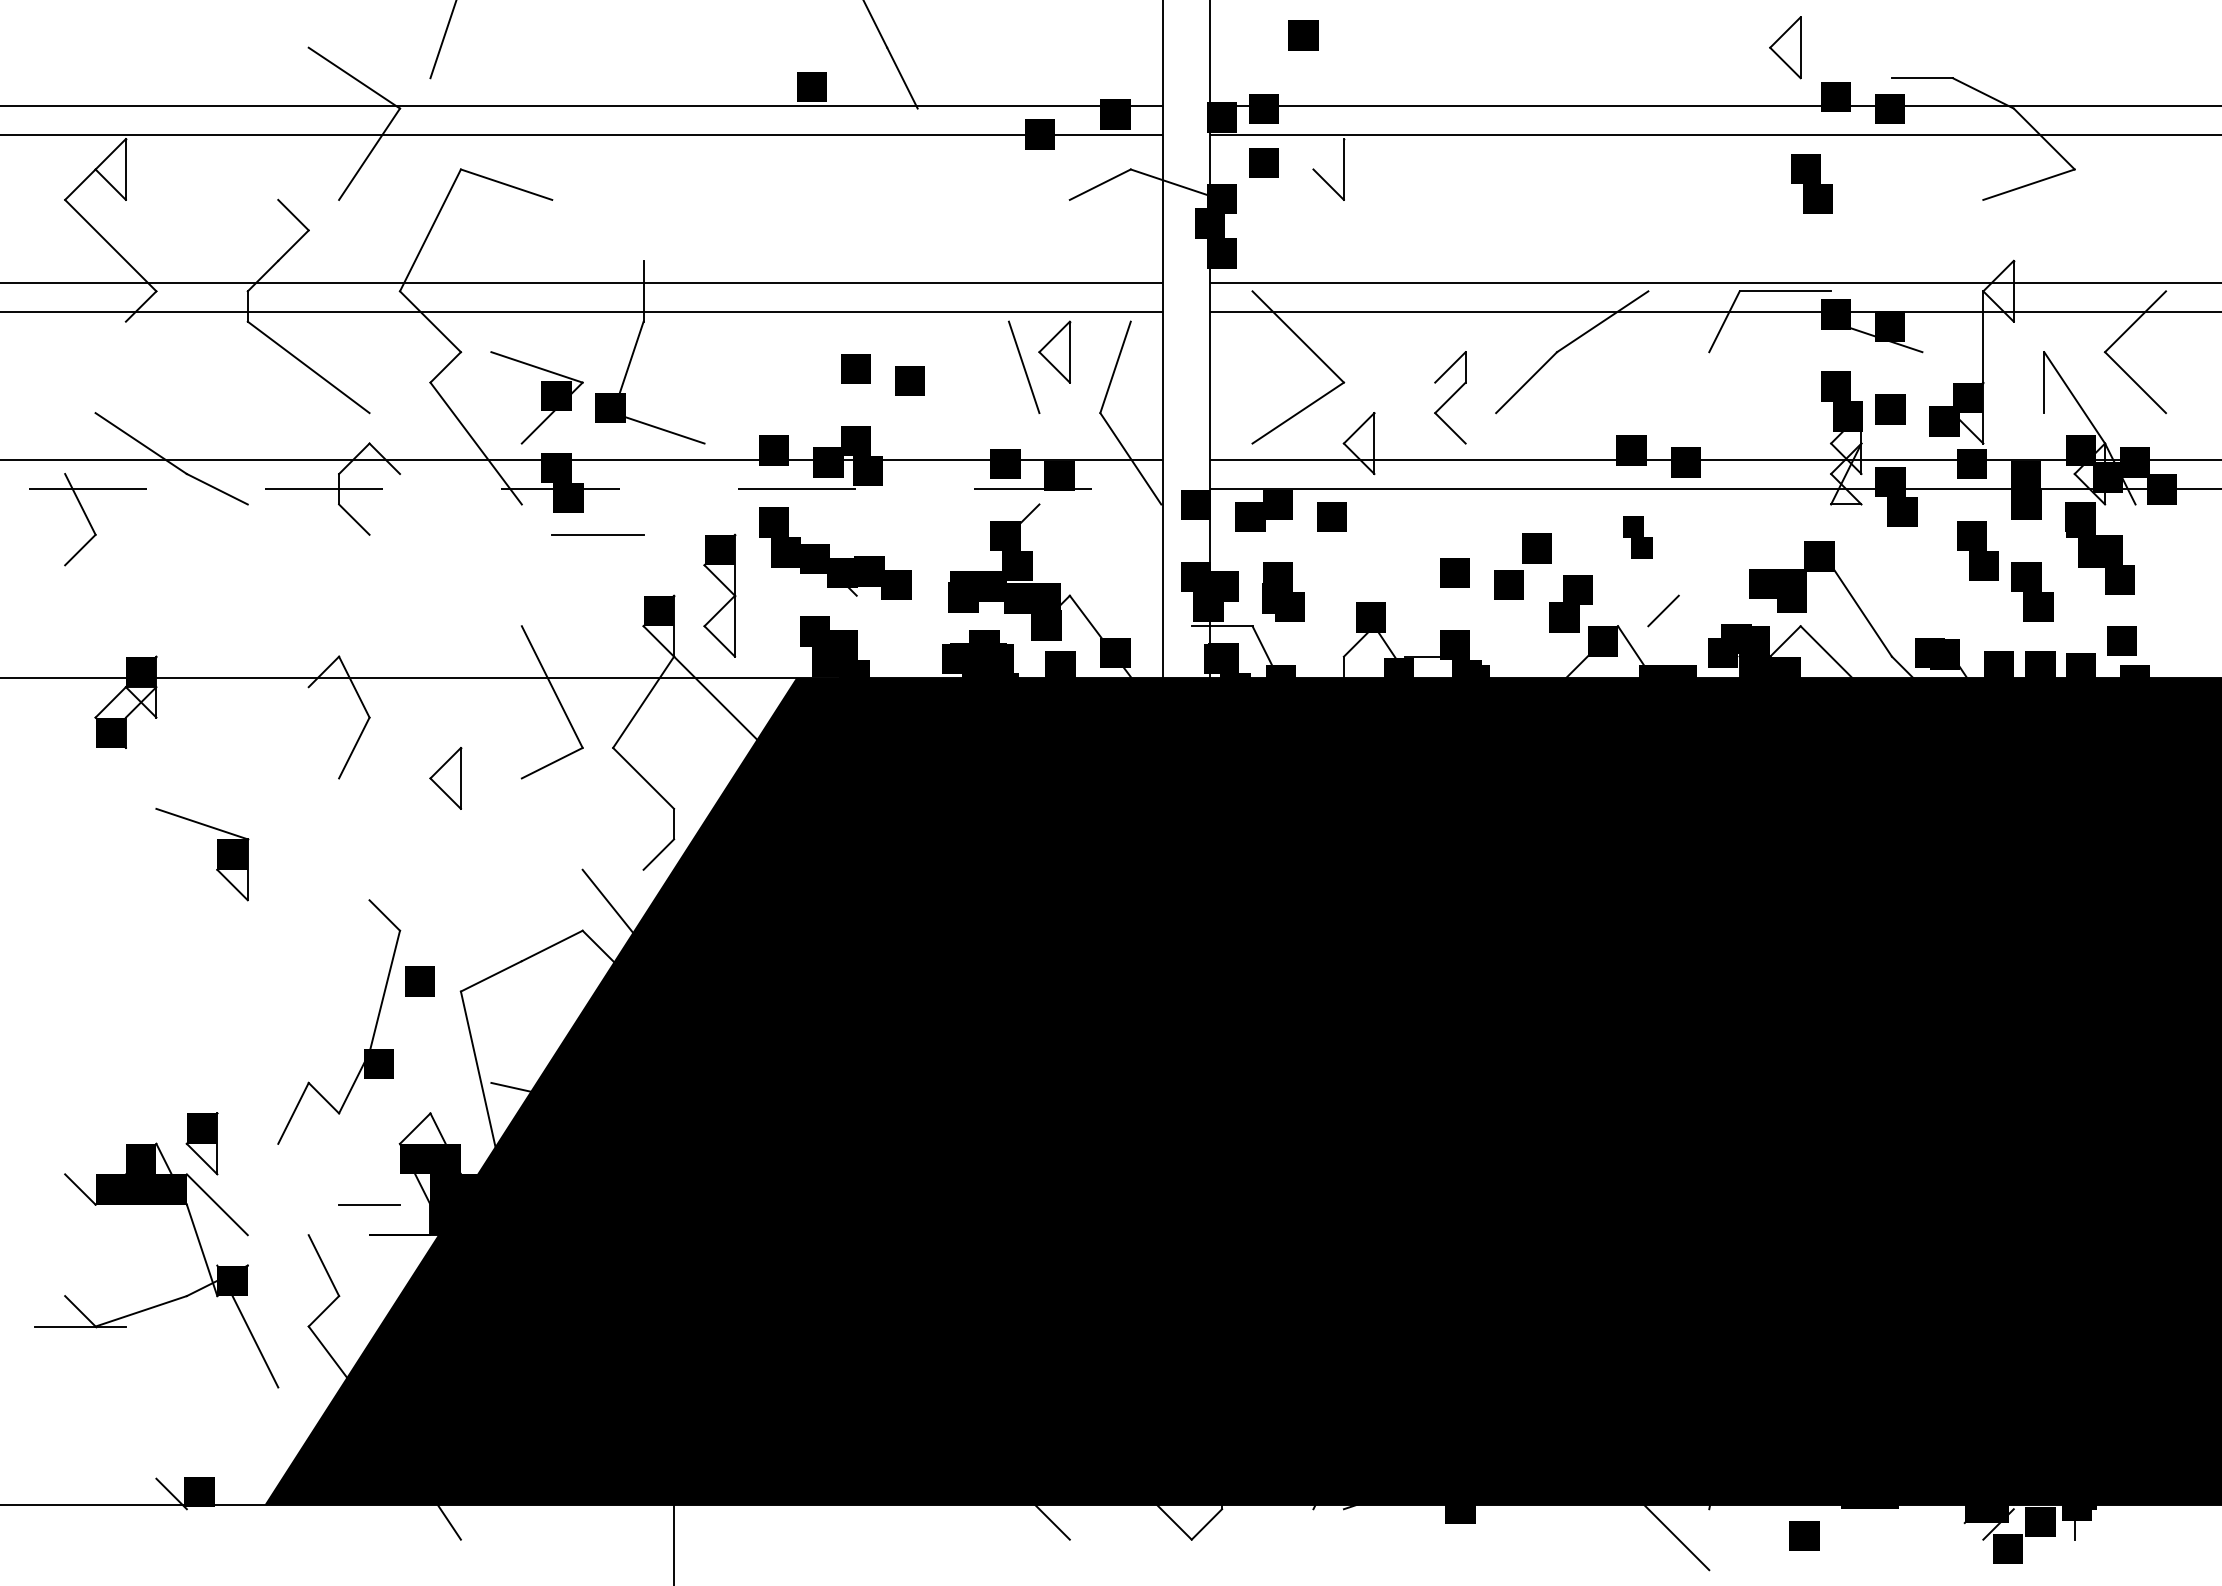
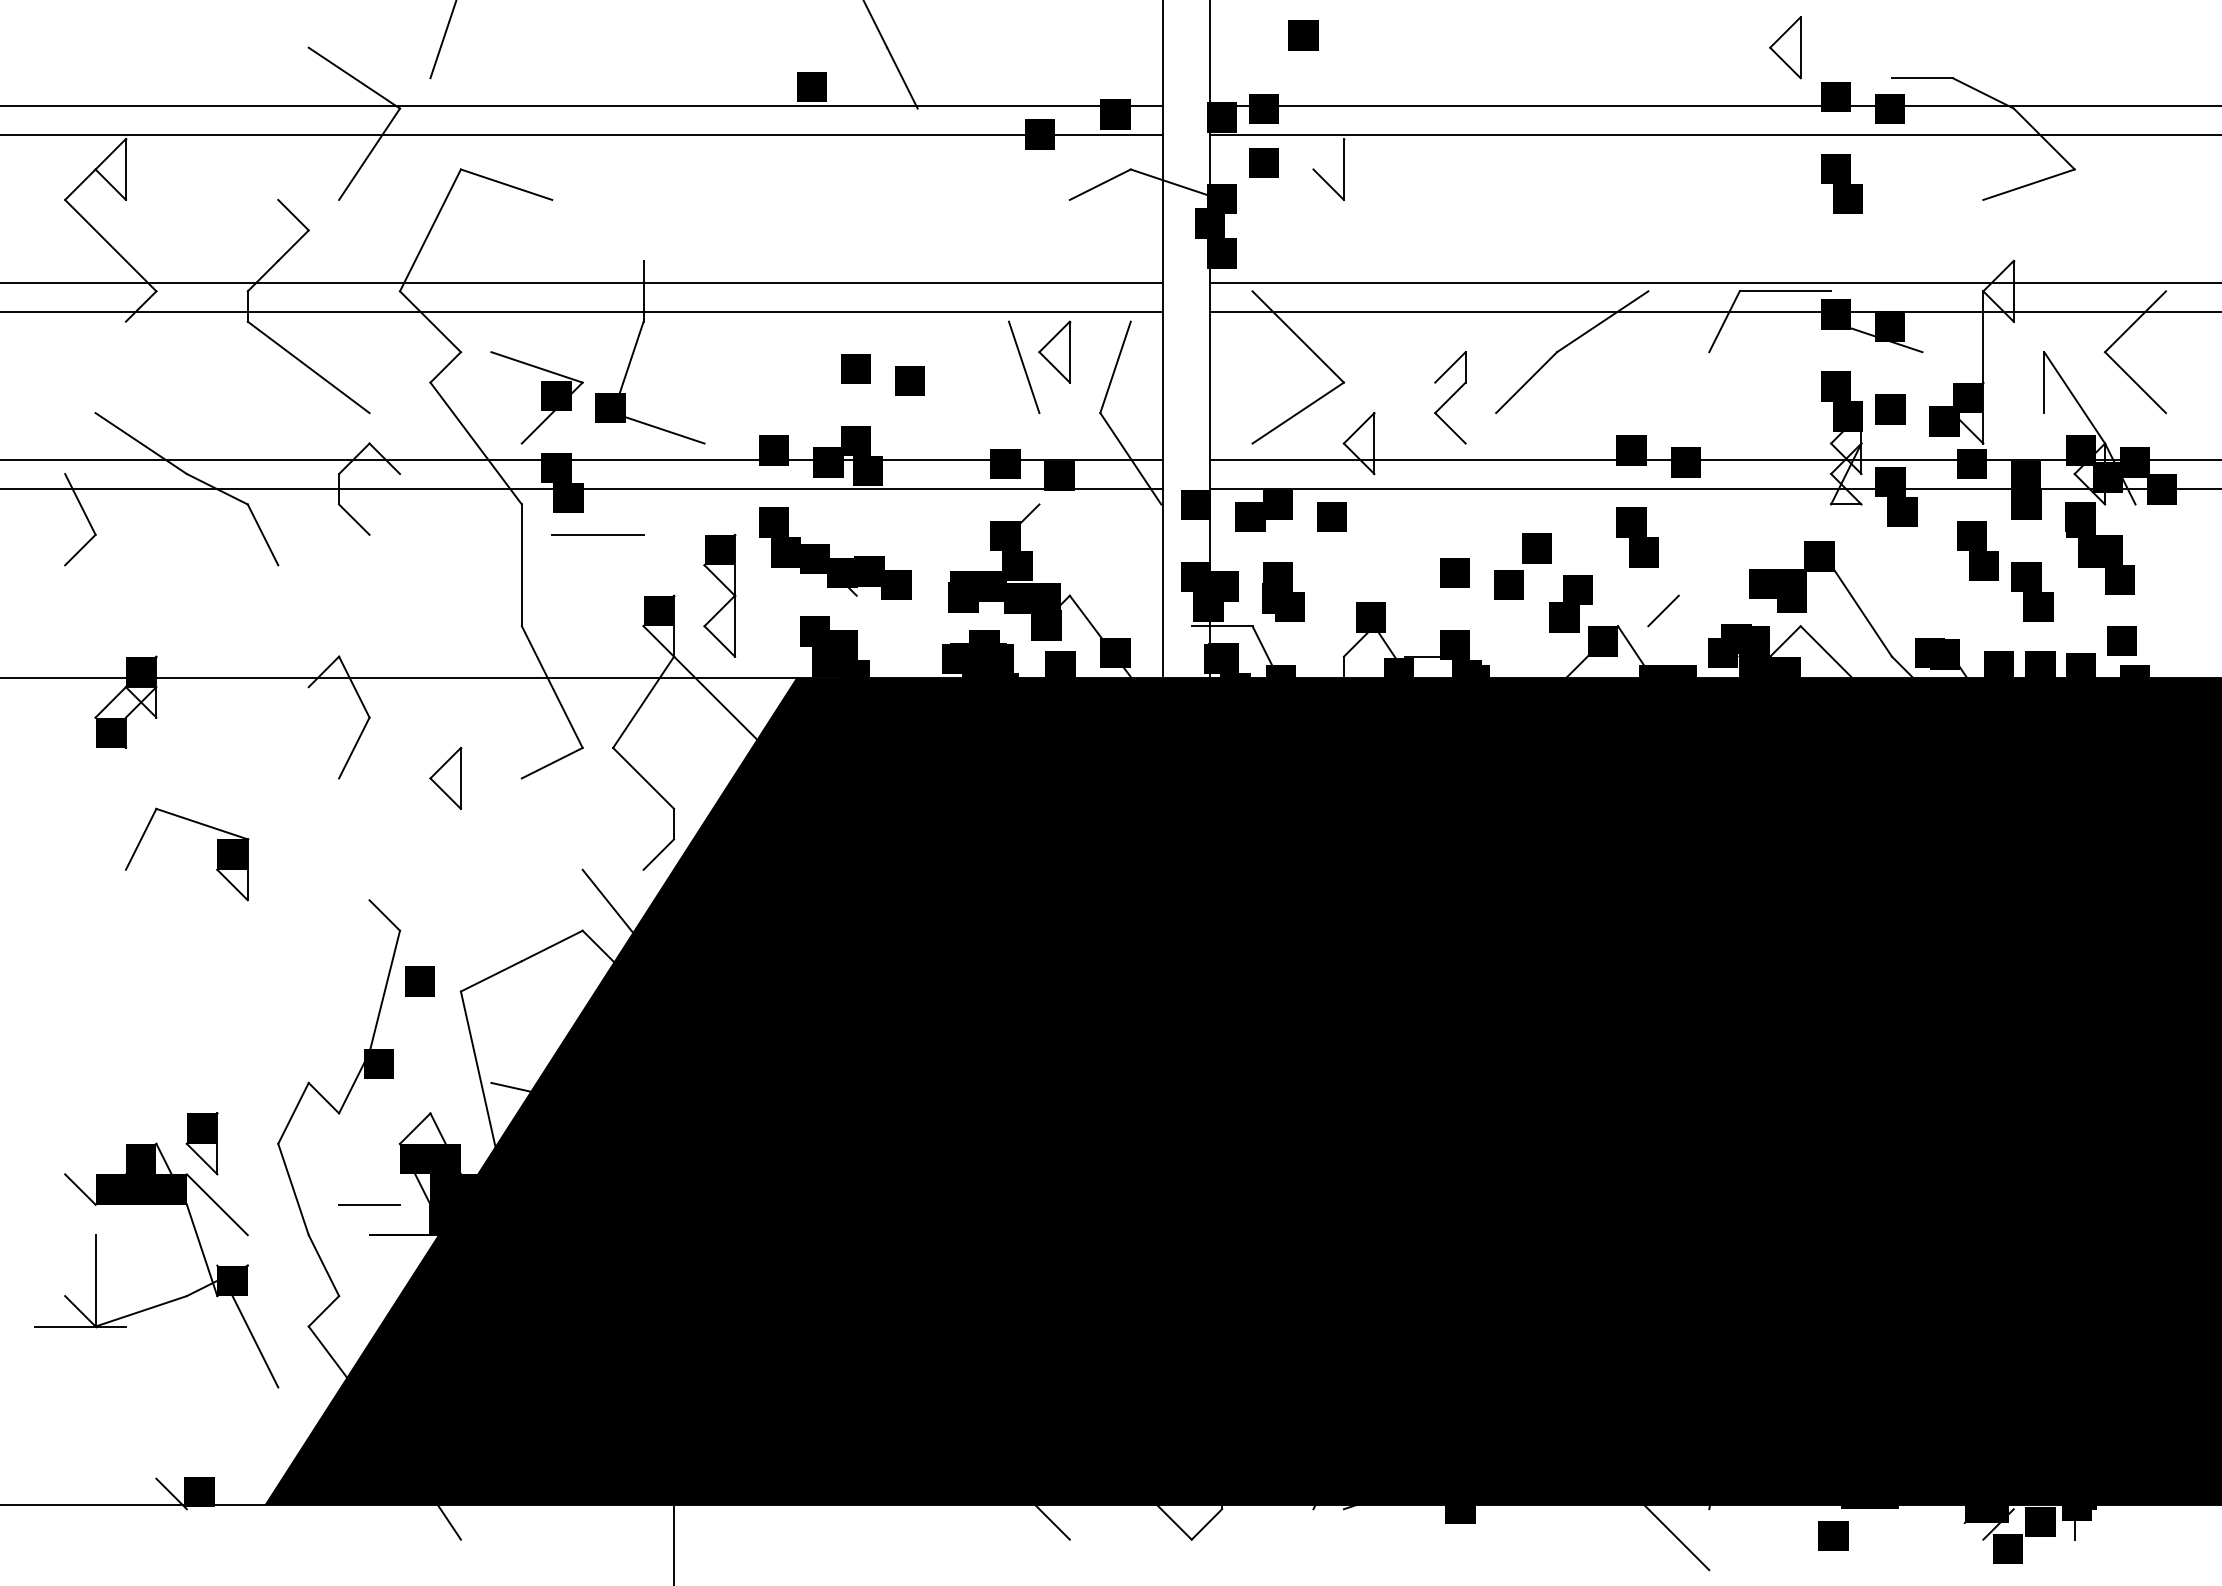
part position: (1811, 183) -> (1841, 183) (1841, 183)
line: dashed -> solid (581, 489)
line: none -> present (262, 534)
part size: 30x43 px -> 43x61 px (1637, 537)
line: none -> present (521, 565)
line: none -> present (140, 838)
line: none -> present (293, 1189)
line: none -> present (95, 1280)
part position: (1804, 1535) -> (1833, 1535) (1833, 1535)
